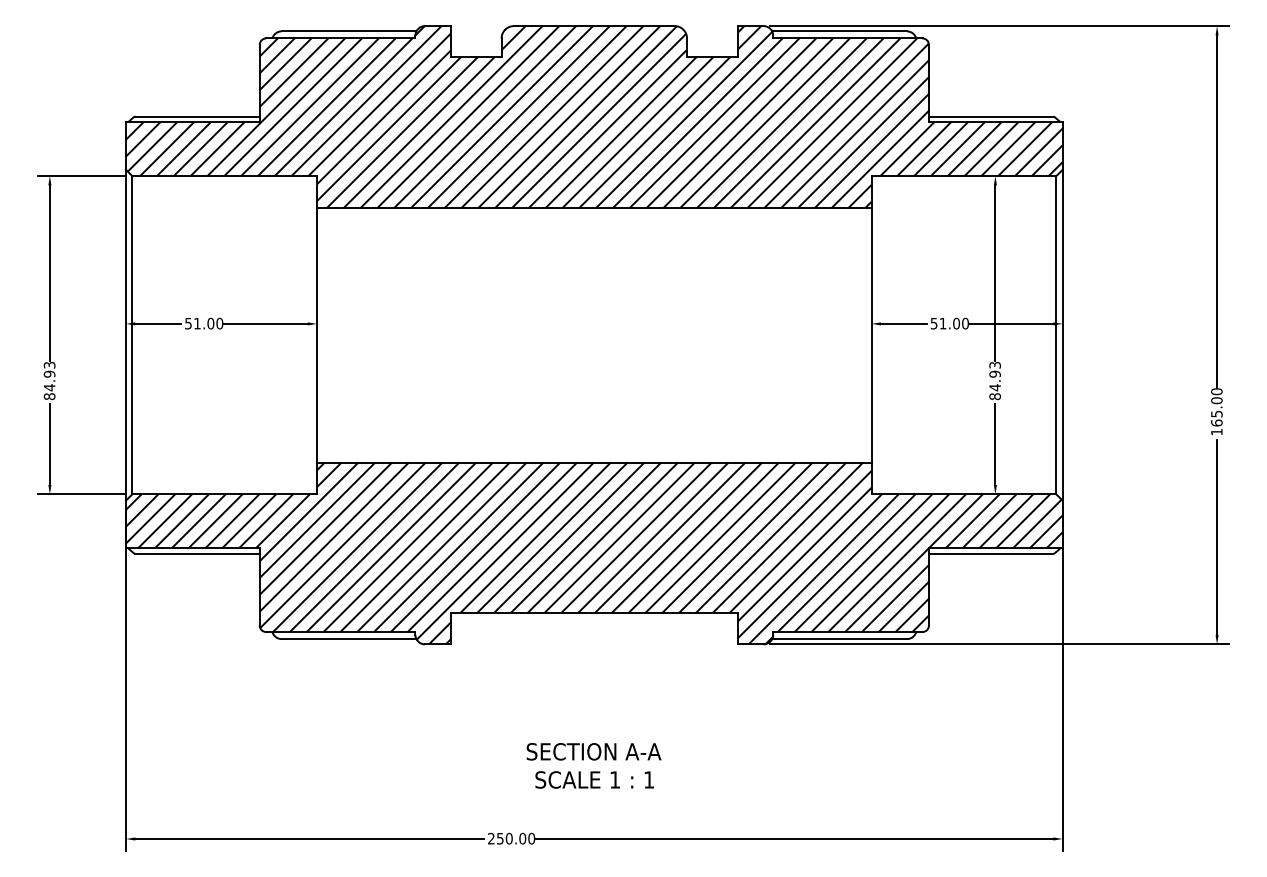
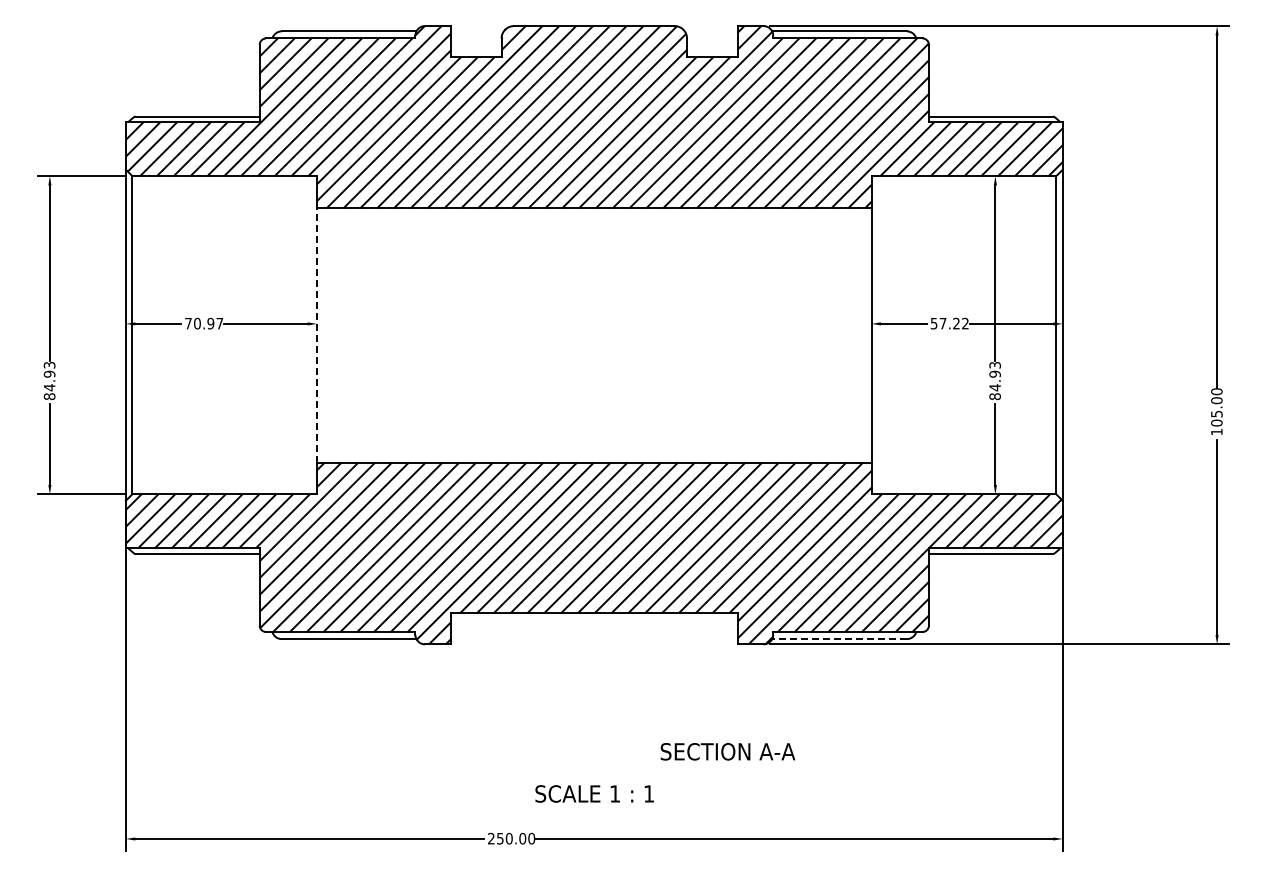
text: 51.00 -> 70.97 (204, 323)
text: 51.00 -> 57.22 (953, 323)
line: solid -> dashed (317, 334)
text: 165.00 -> 105.00 (1216, 422)
line: solid -> dashed (839, 639)
text position: (593, 751) -> (727, 751) (727, 751)
text position: (594, 779) -> (594, 793) (594, 793)
